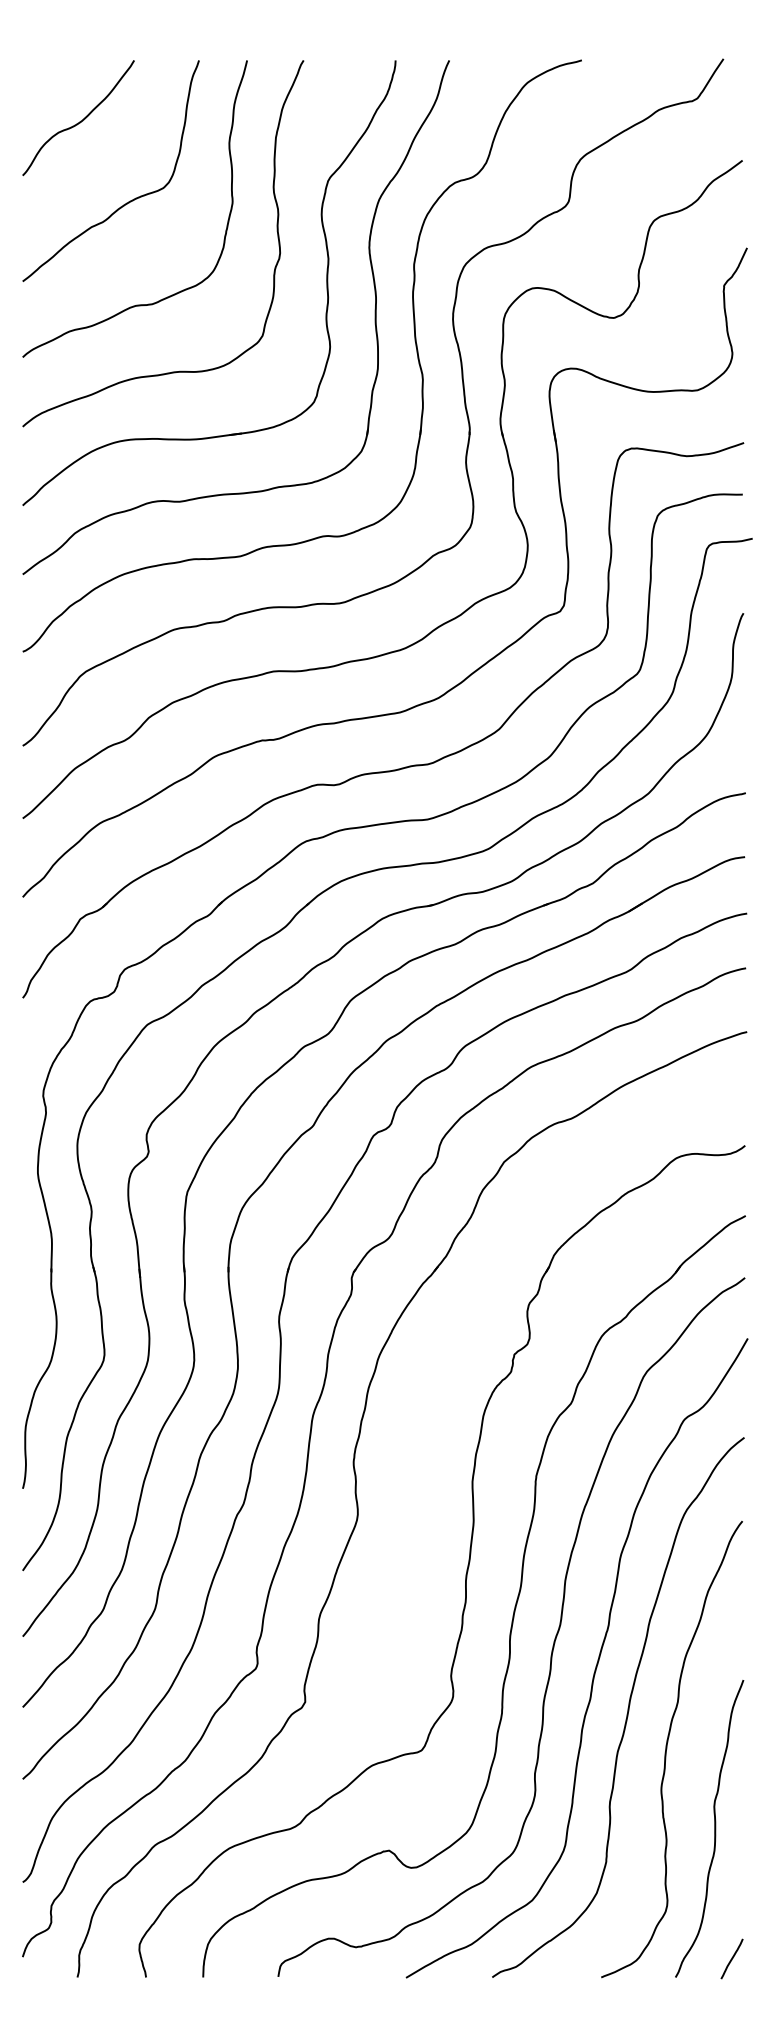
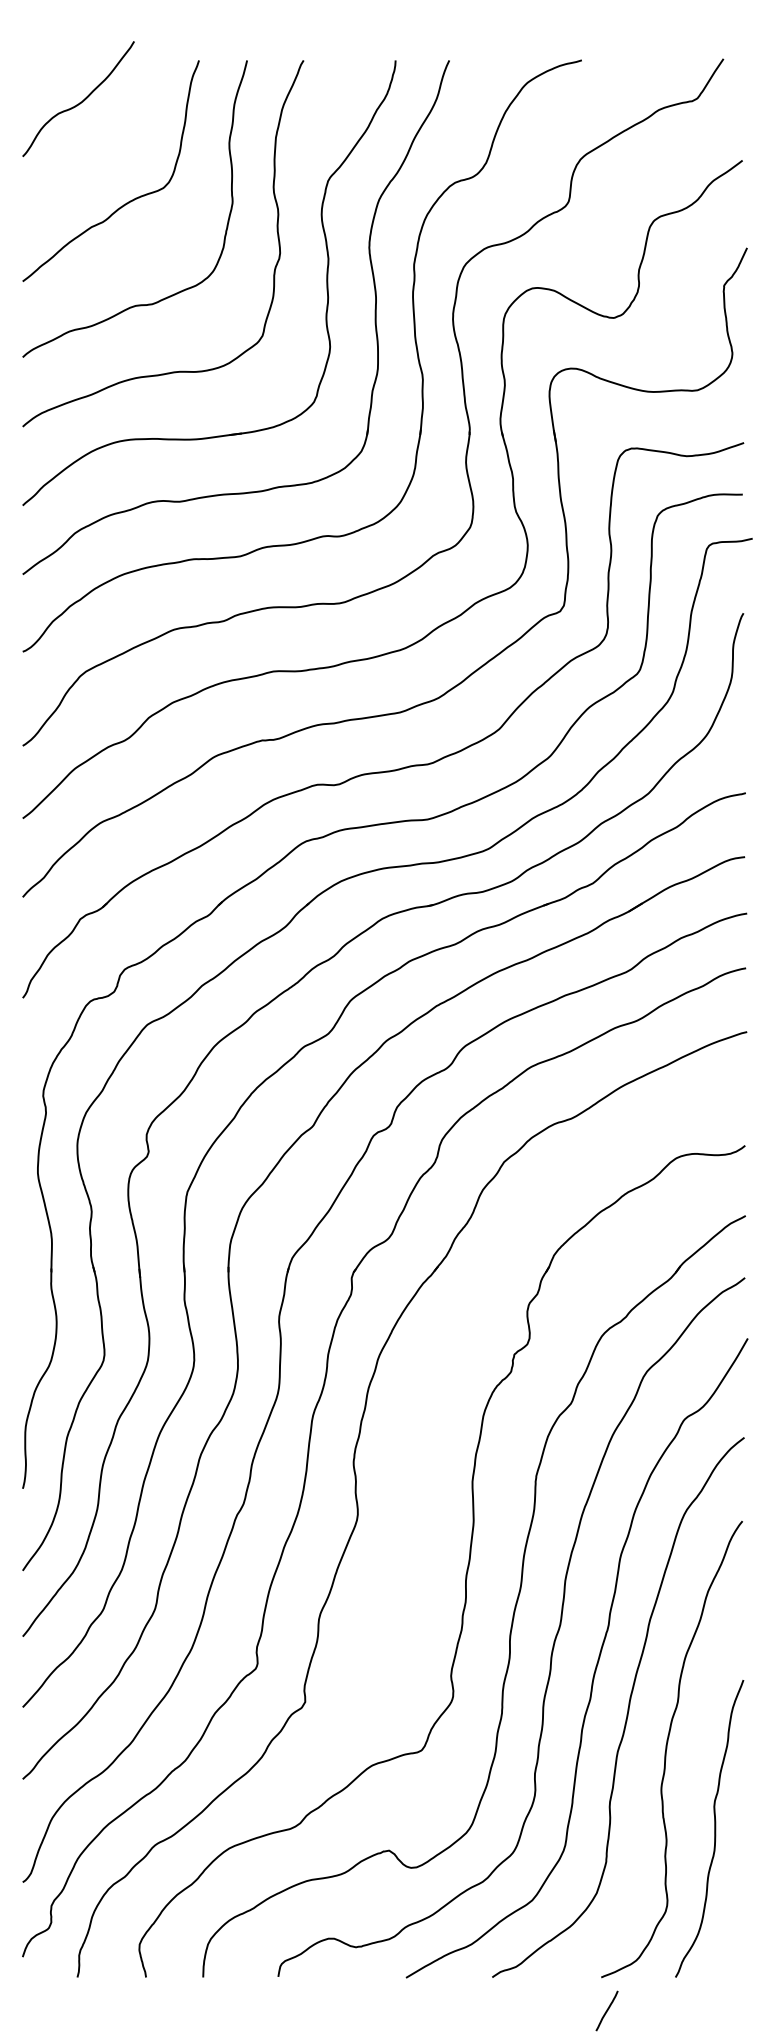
curve position: (79, 121) -> (79, 102) (79, 102)
line position: (731, 1958) -> (606, 2010) (606, 2010)
